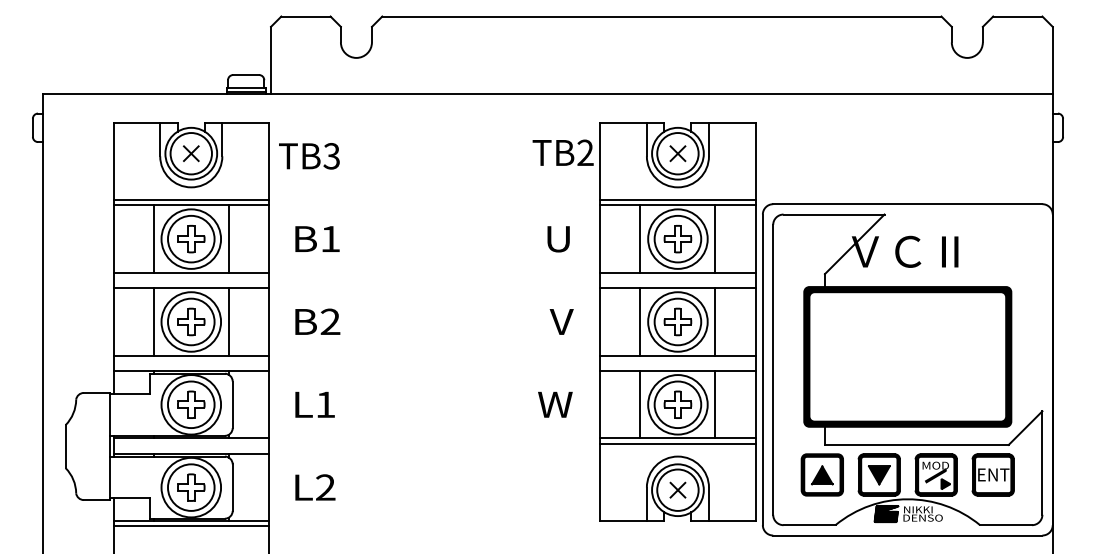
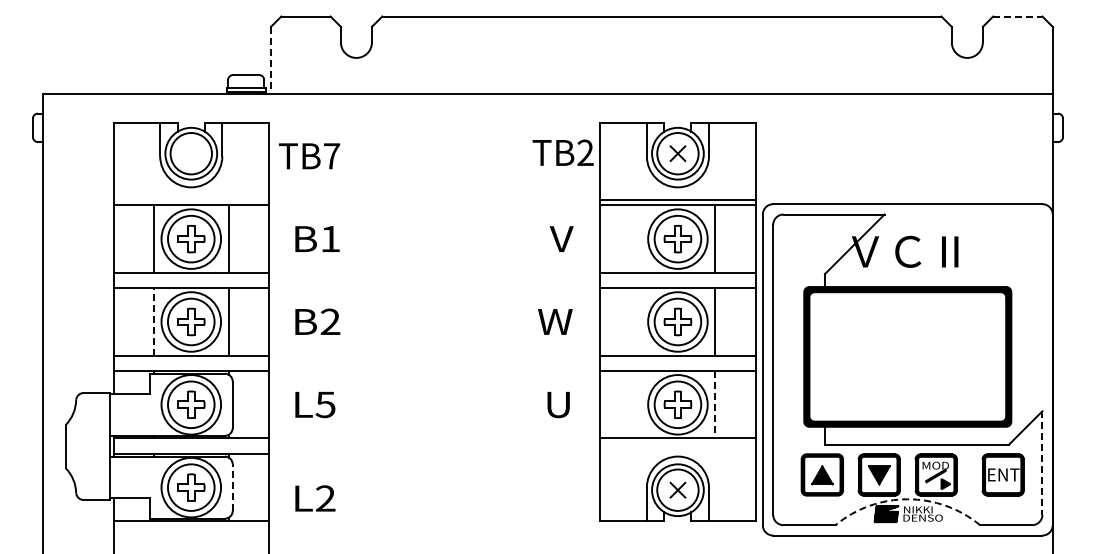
line: solid -> dashed (1017, 16)
line: solid -> dashed (271, 60)
part: present -> none (190, 153)
text: TB3 -> TB7 (331, 156)
line: present -> none (190, 200)
line: present -> none (640, 238)
text: U -> V (560, 239)
line: solid -> dashed (153, 321)
text: V -> W (555, 321)
line: present -> none (640, 321)
text: L1 -> L5 (325, 404)
text: W -> U (555, 404)
line: present -> none (640, 404)
line: solid -> dashed (715, 404)
line: present -> none (677, 443)
line: solid -> dashed (1042, 463)
part position: (992, 474) -> (1002, 474) (1002, 474)
line: solid -> dashed (232, 487)
text position: (315, 487) -> (315, 498) (315, 498)
arc: solid -> dashed (907, 499)
line: present -> none (190, 526)
